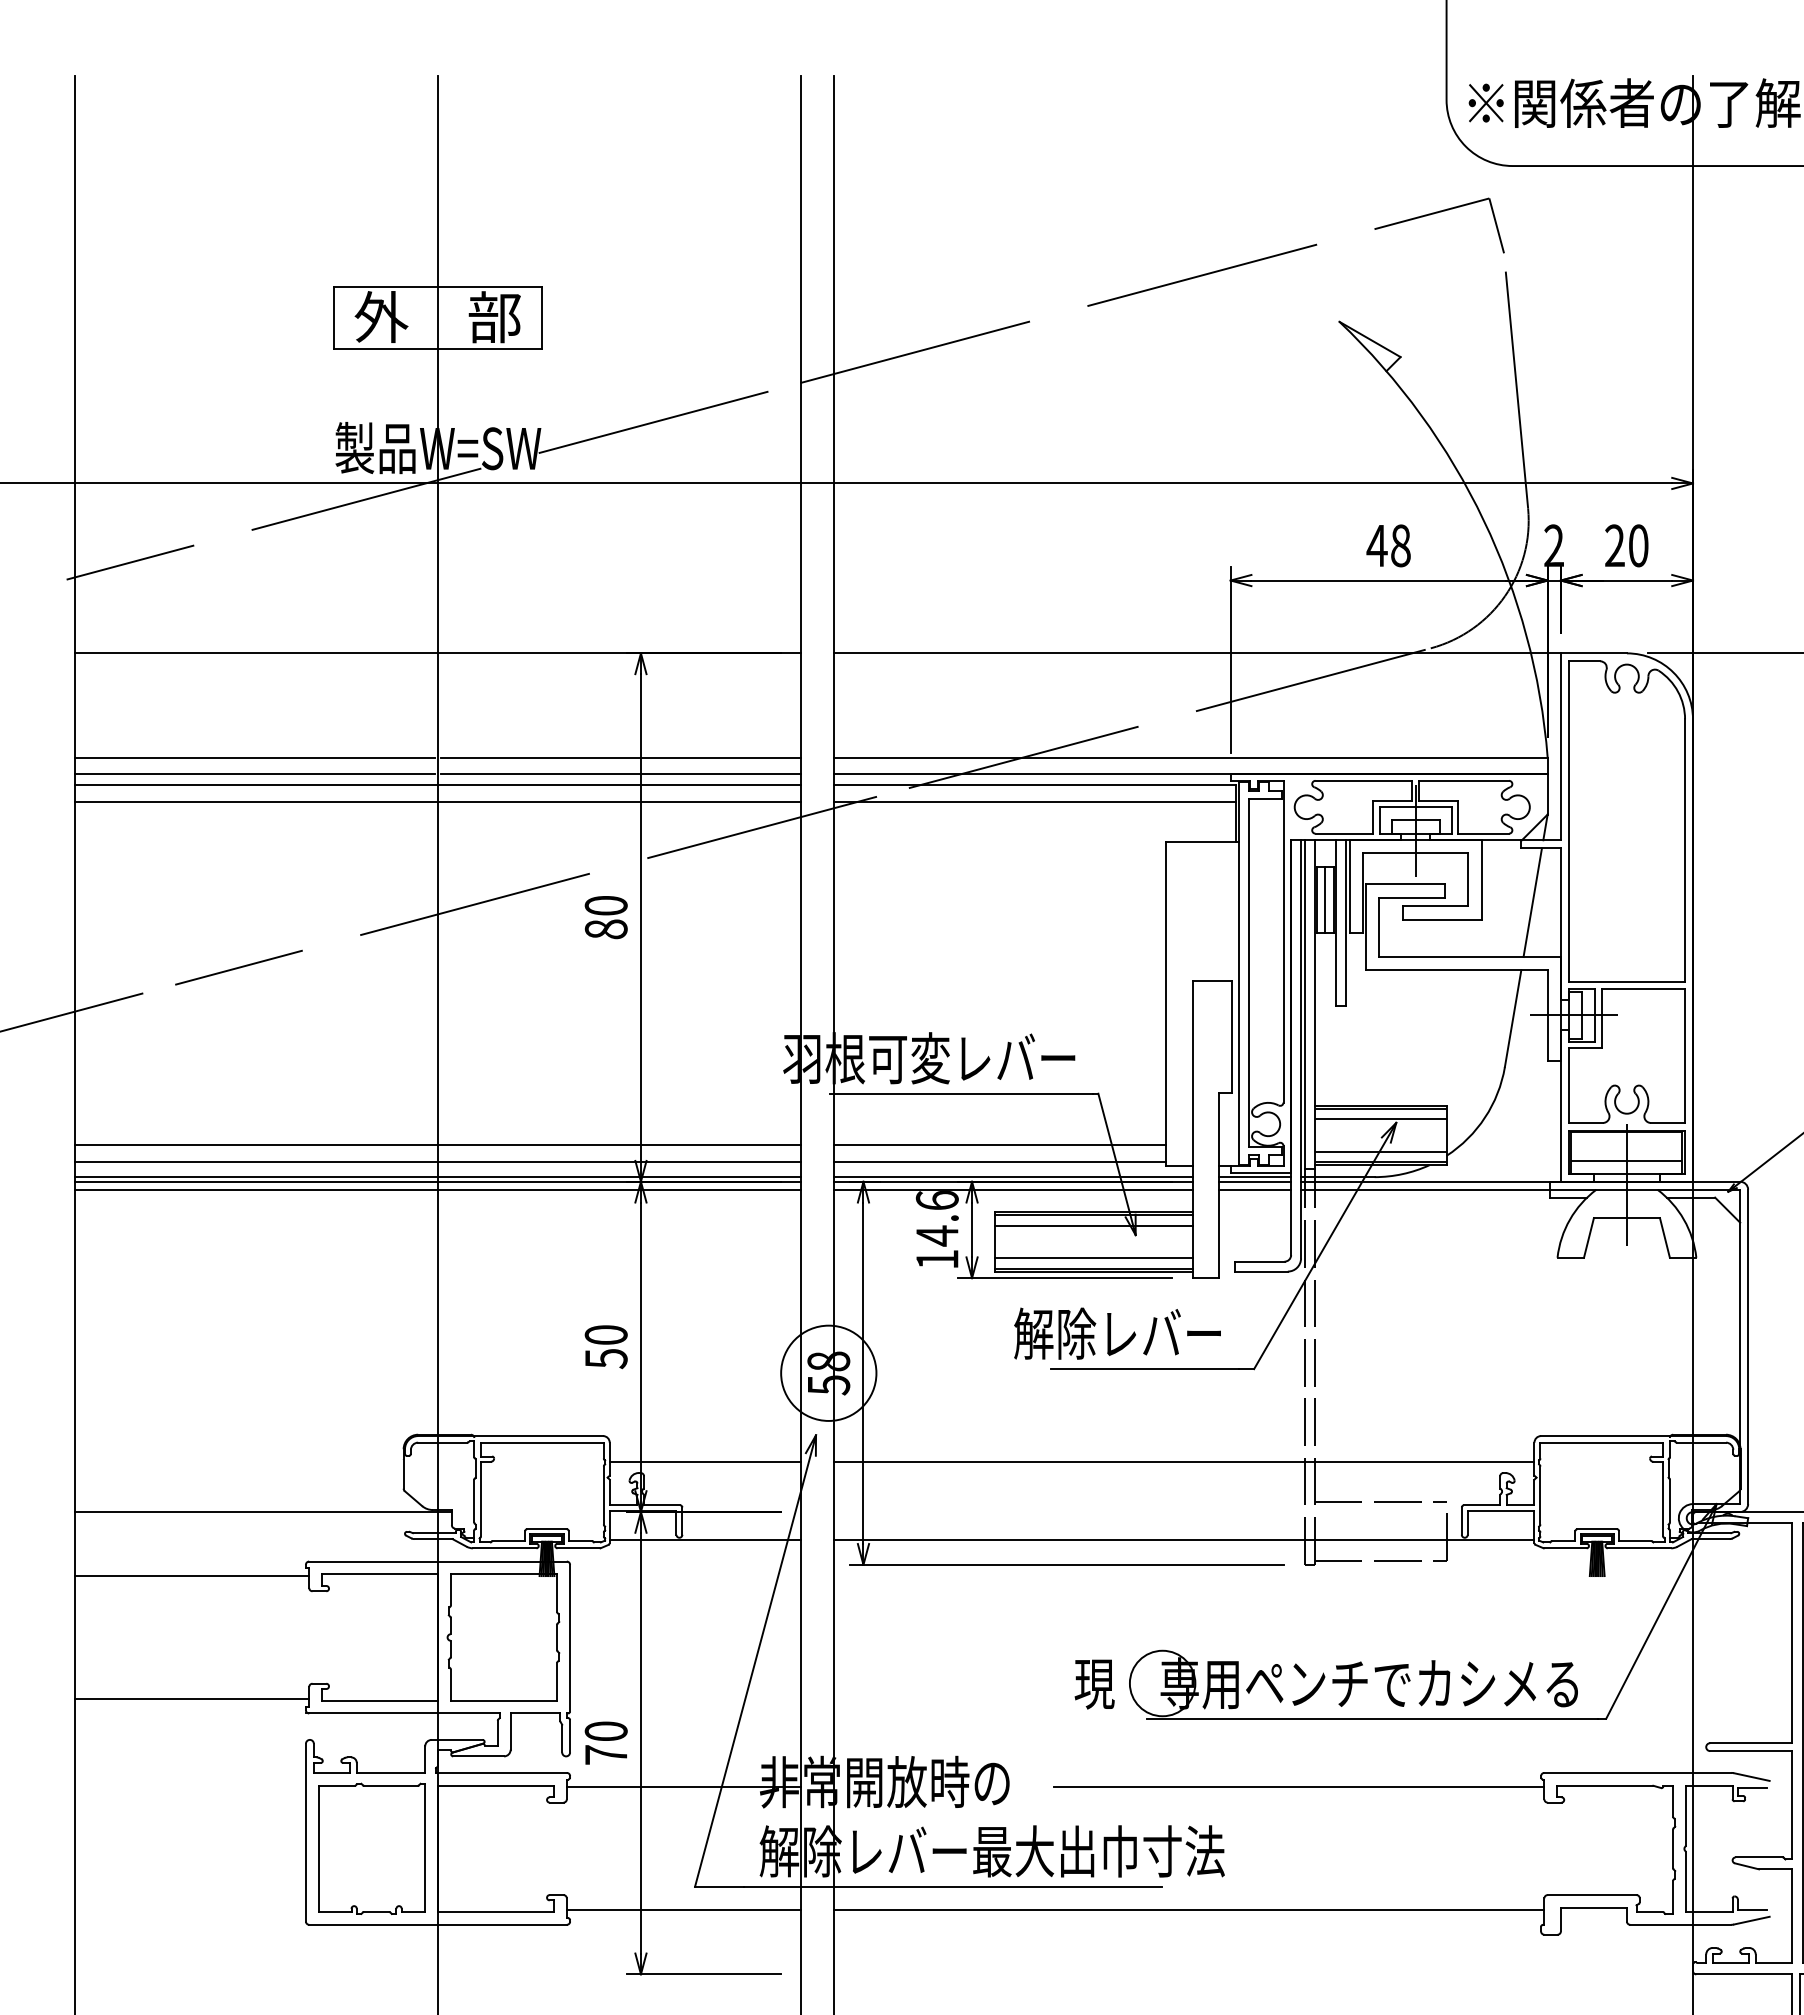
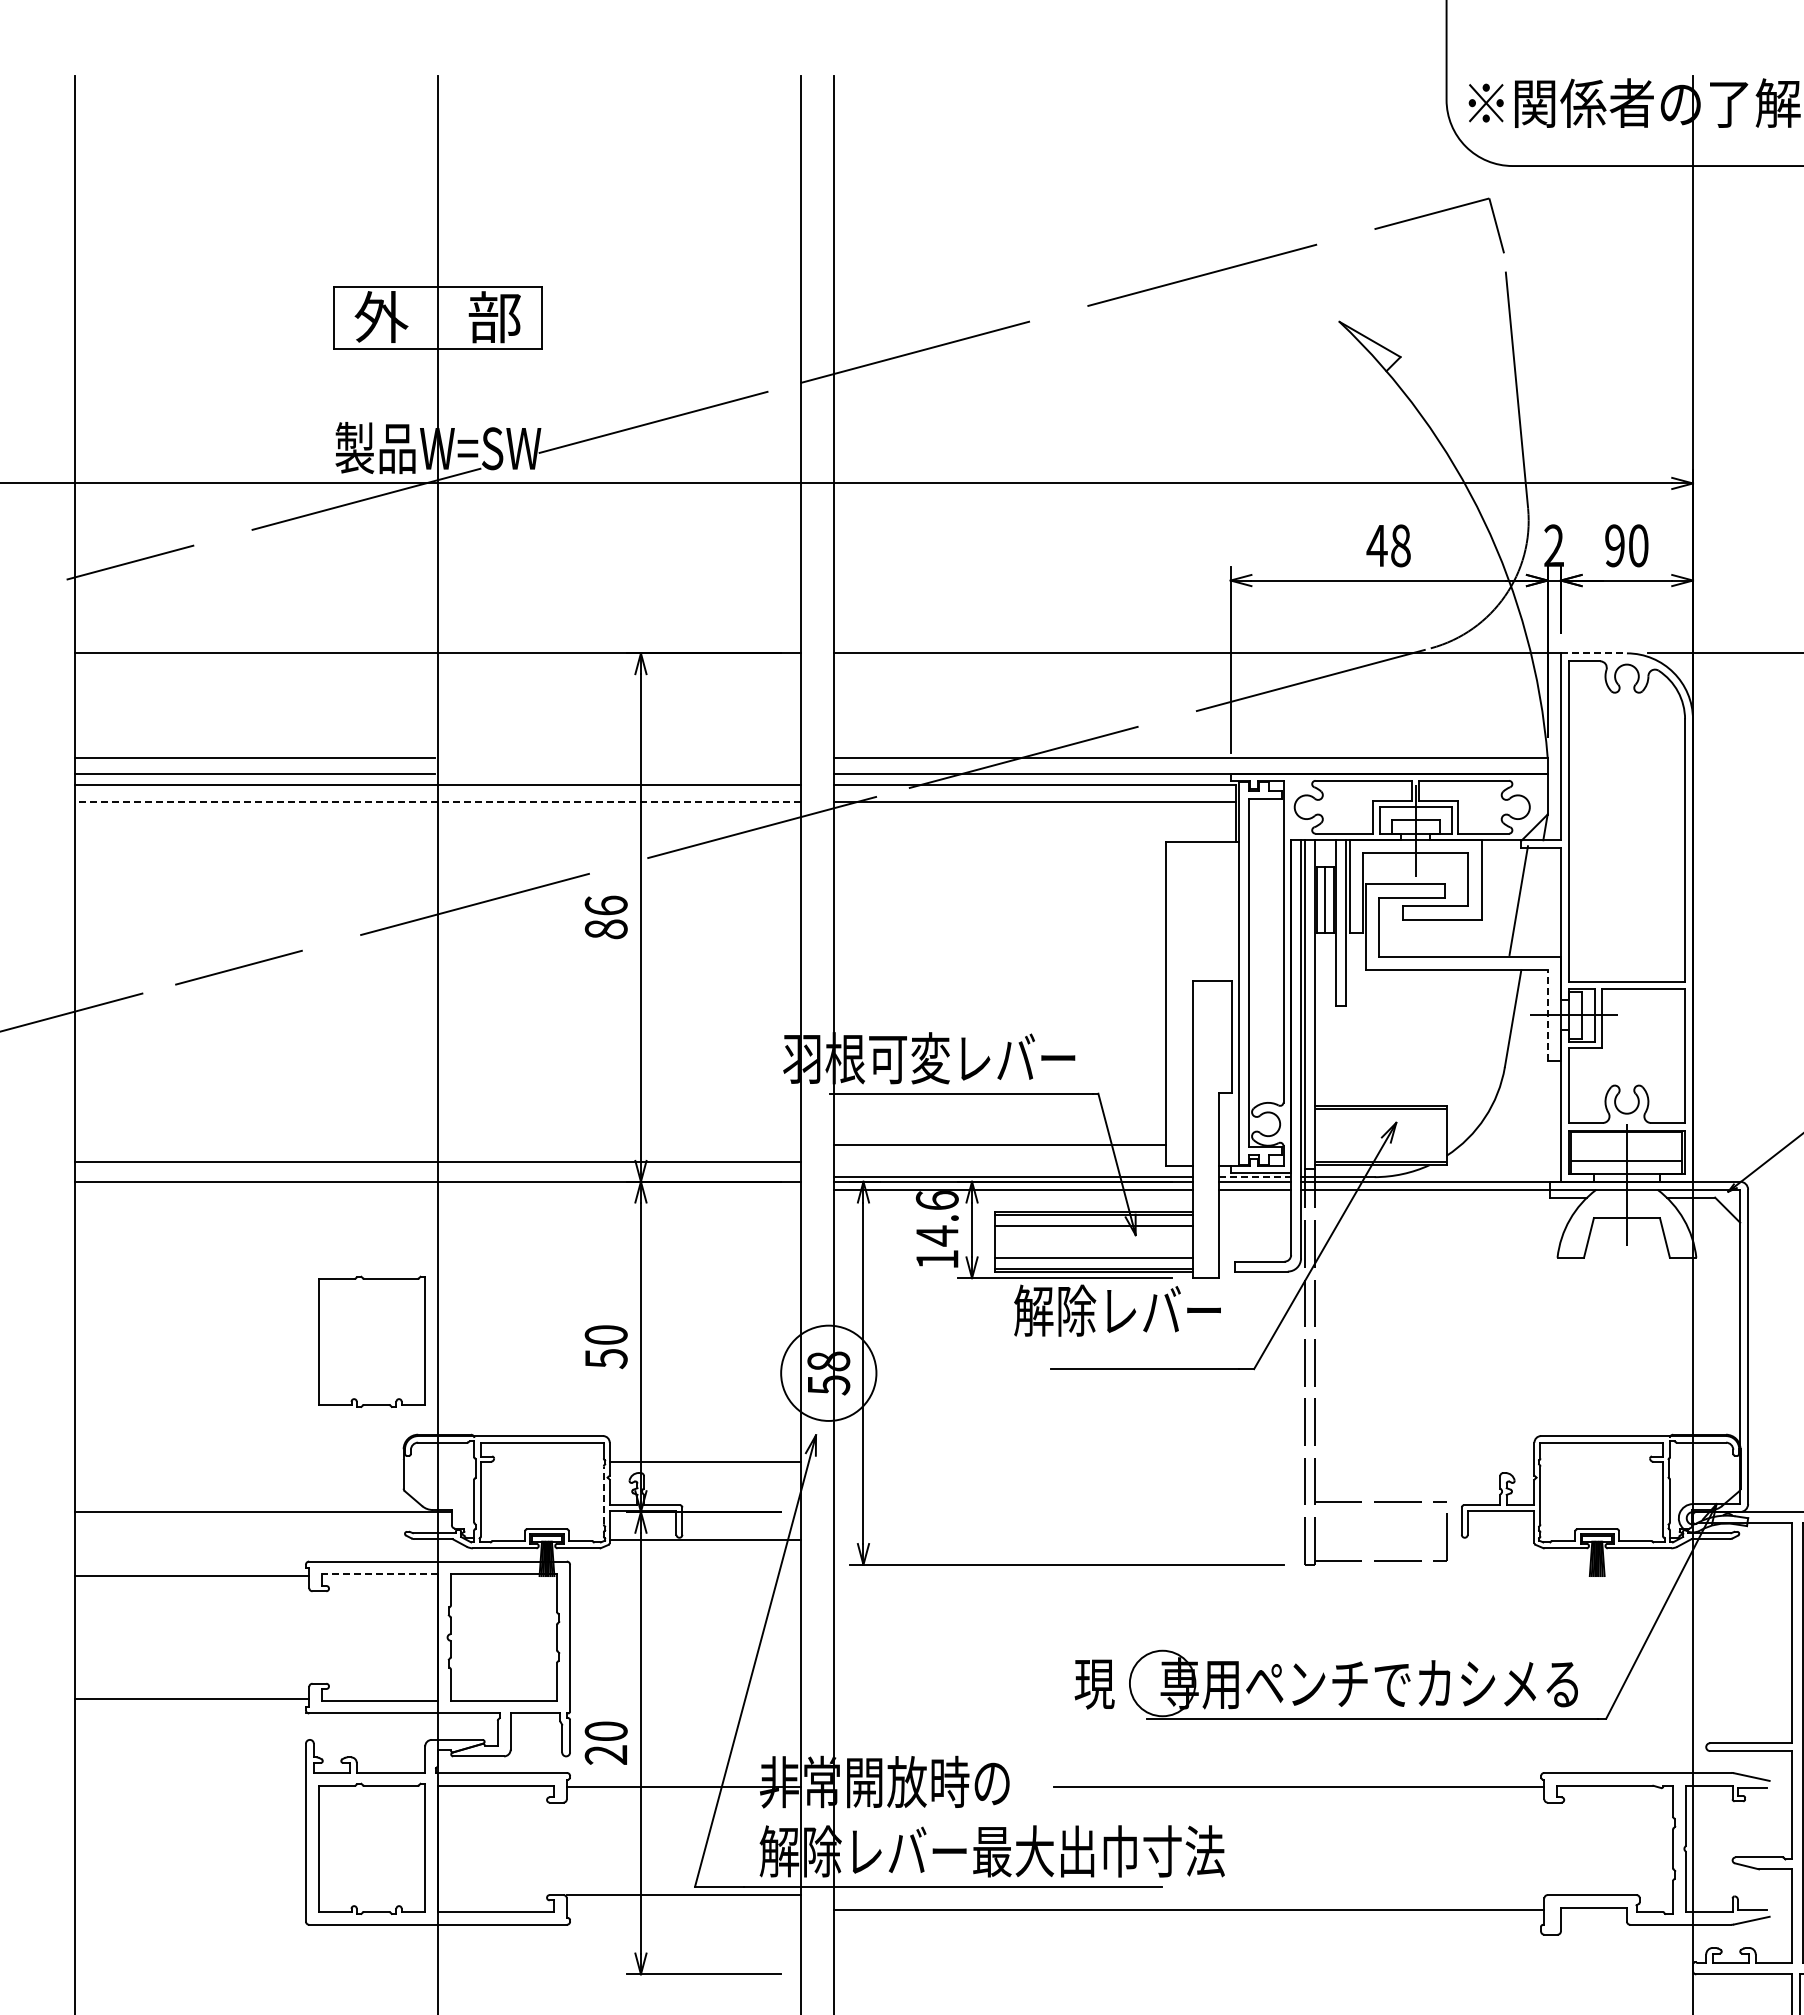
text: 20 -> 90 (1614, 546)
line: solid -> dashed (1594, 653)
line: present -> none (621, 757)
line: present -> none (621, 774)
line: solid -> dashed (437, 801)
line position: (1532, 902) -> (1518, 900) (1518, 900)
text: 80 -> 86 (605, 905)
line: solid -> dashed (1547, 1014)
line: present -> none (1380, 1119)
line: present -> none (437, 1145)
line: present -> none (1380, 1151)
line: present -> none (1000, 1161)
line: present -> none (437, 1177)
line: solid -> dashed (1255, 1177)
line: present -> none (437, 1189)
text position: (1117, 1333) -> (1117, 1310) (1117, 1310)
part: none -> present (371, 1341)
line: present -> none (1184, 1462)
line: solid -> dashed (603, 1495)
line: present -> none (1184, 1540)
line: solid -> dashed (380, 1574)
text: 70 -> 20 (605, 1754)
line position: (683, 1910) -> (683, 1895) (683, 1895)
